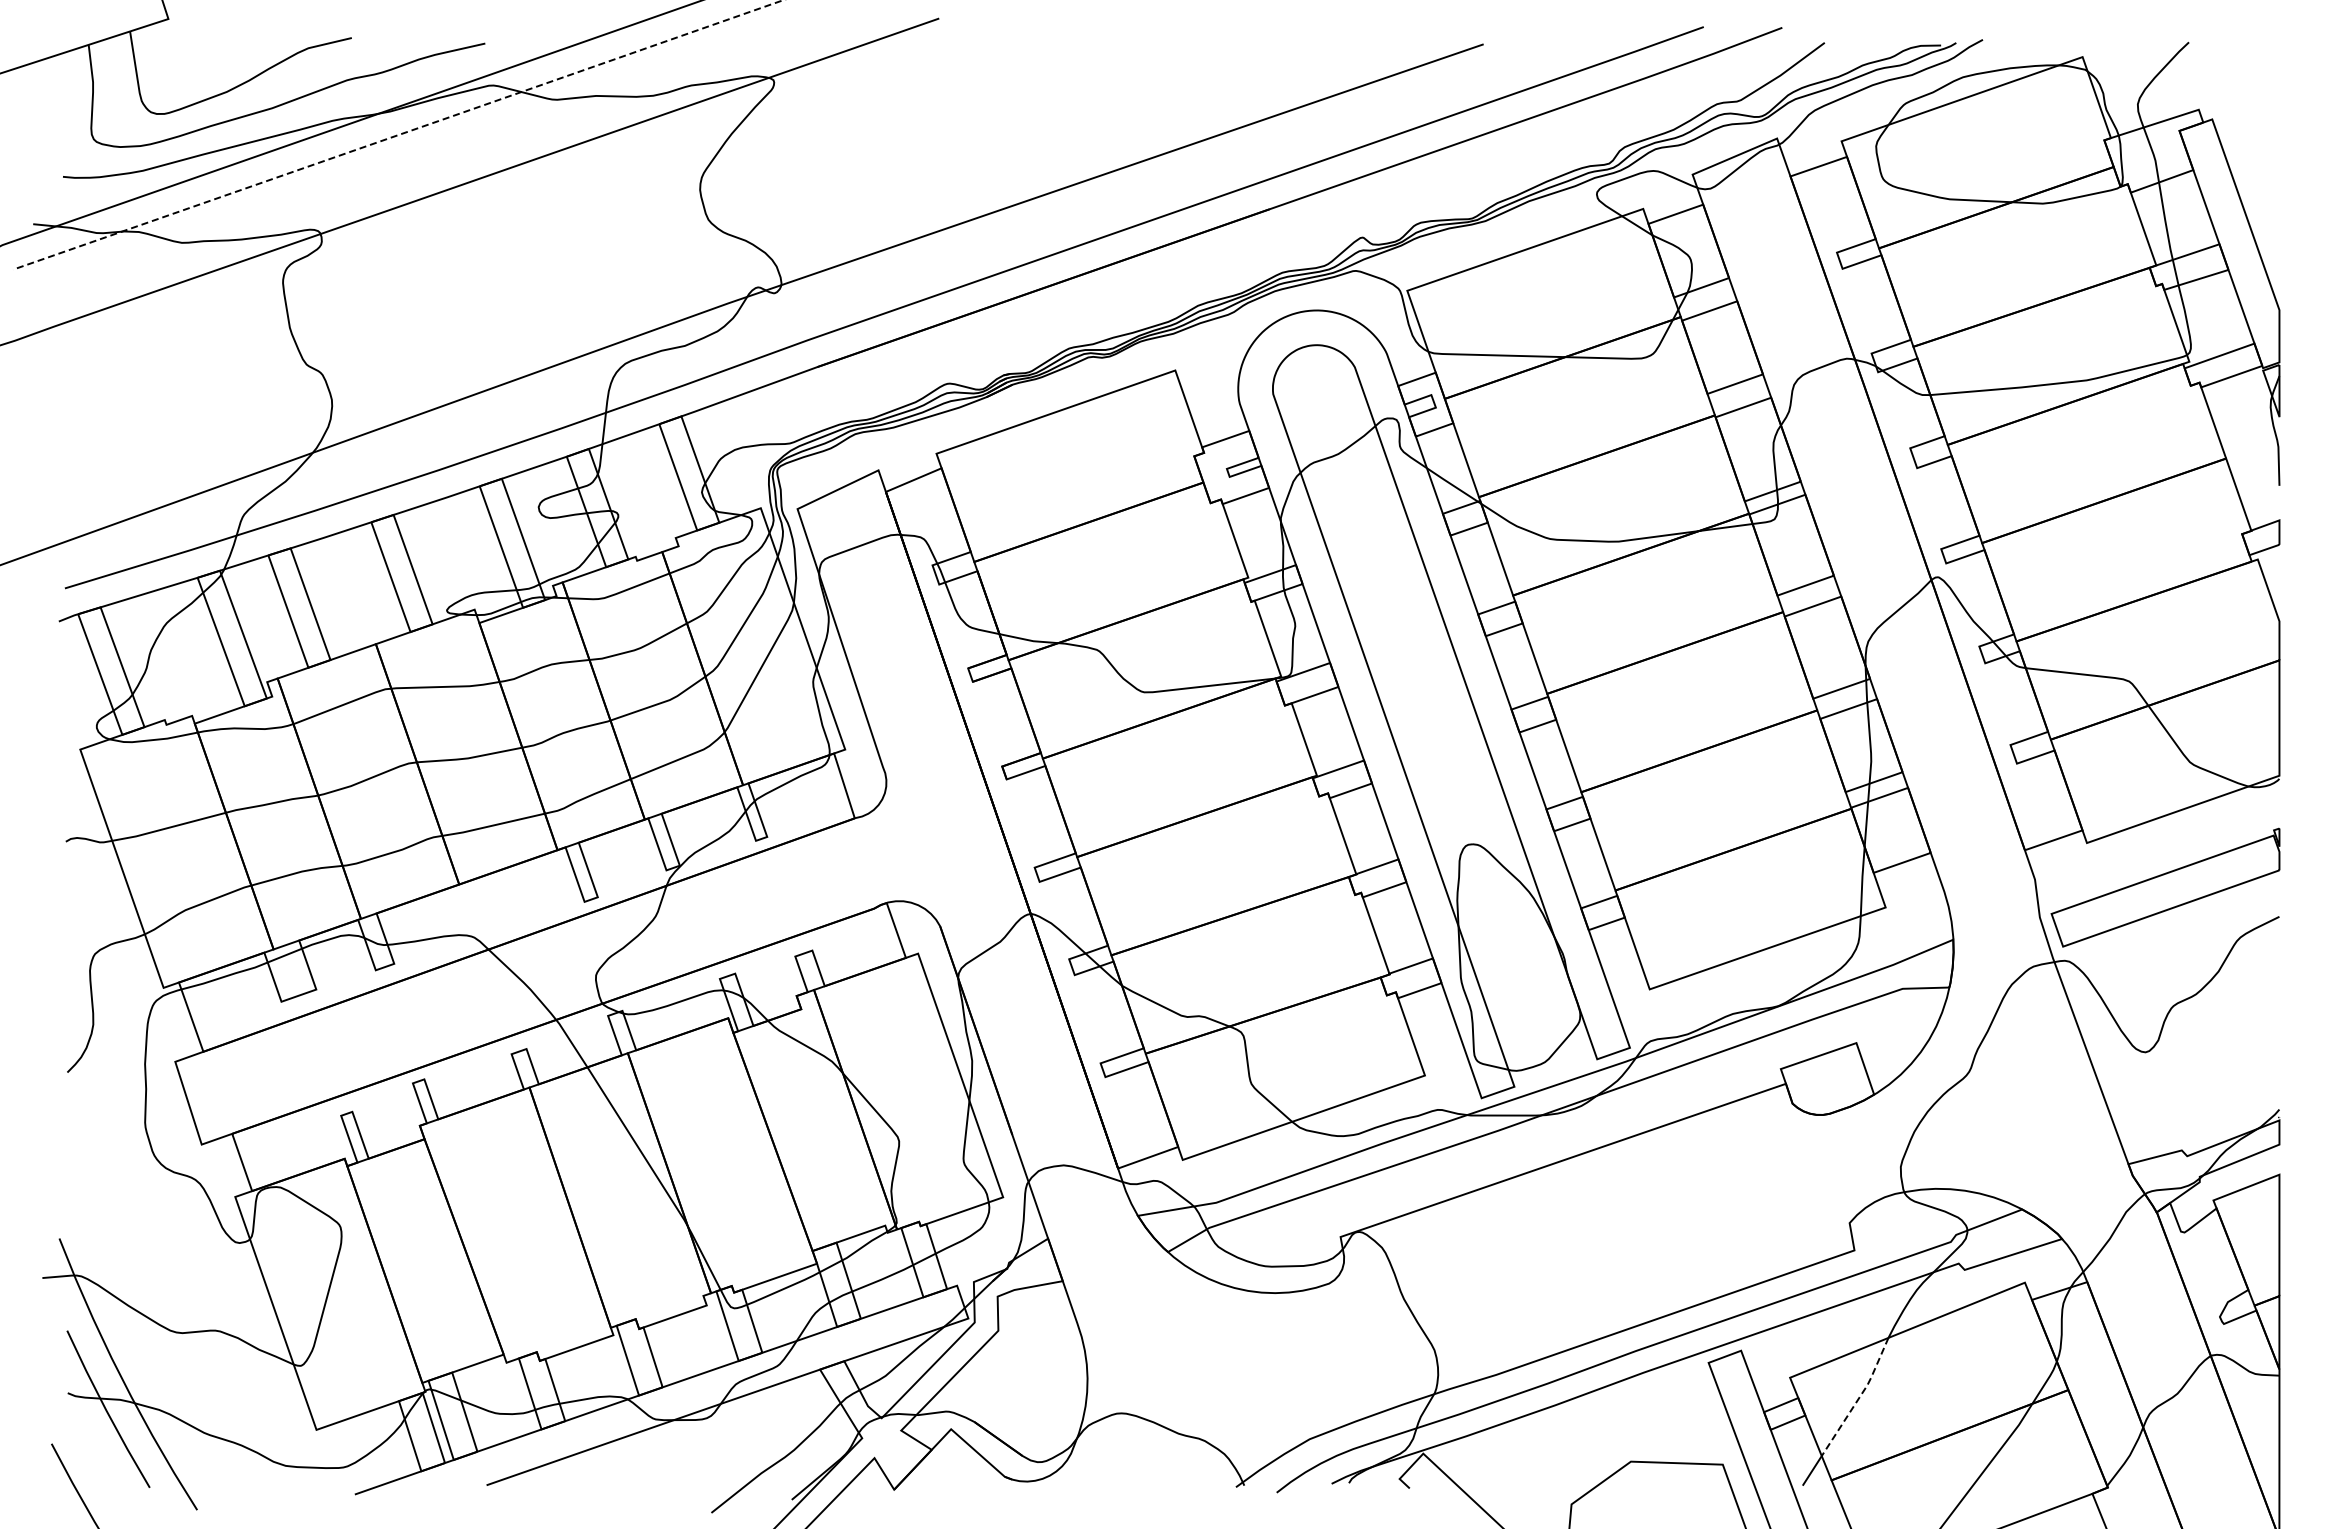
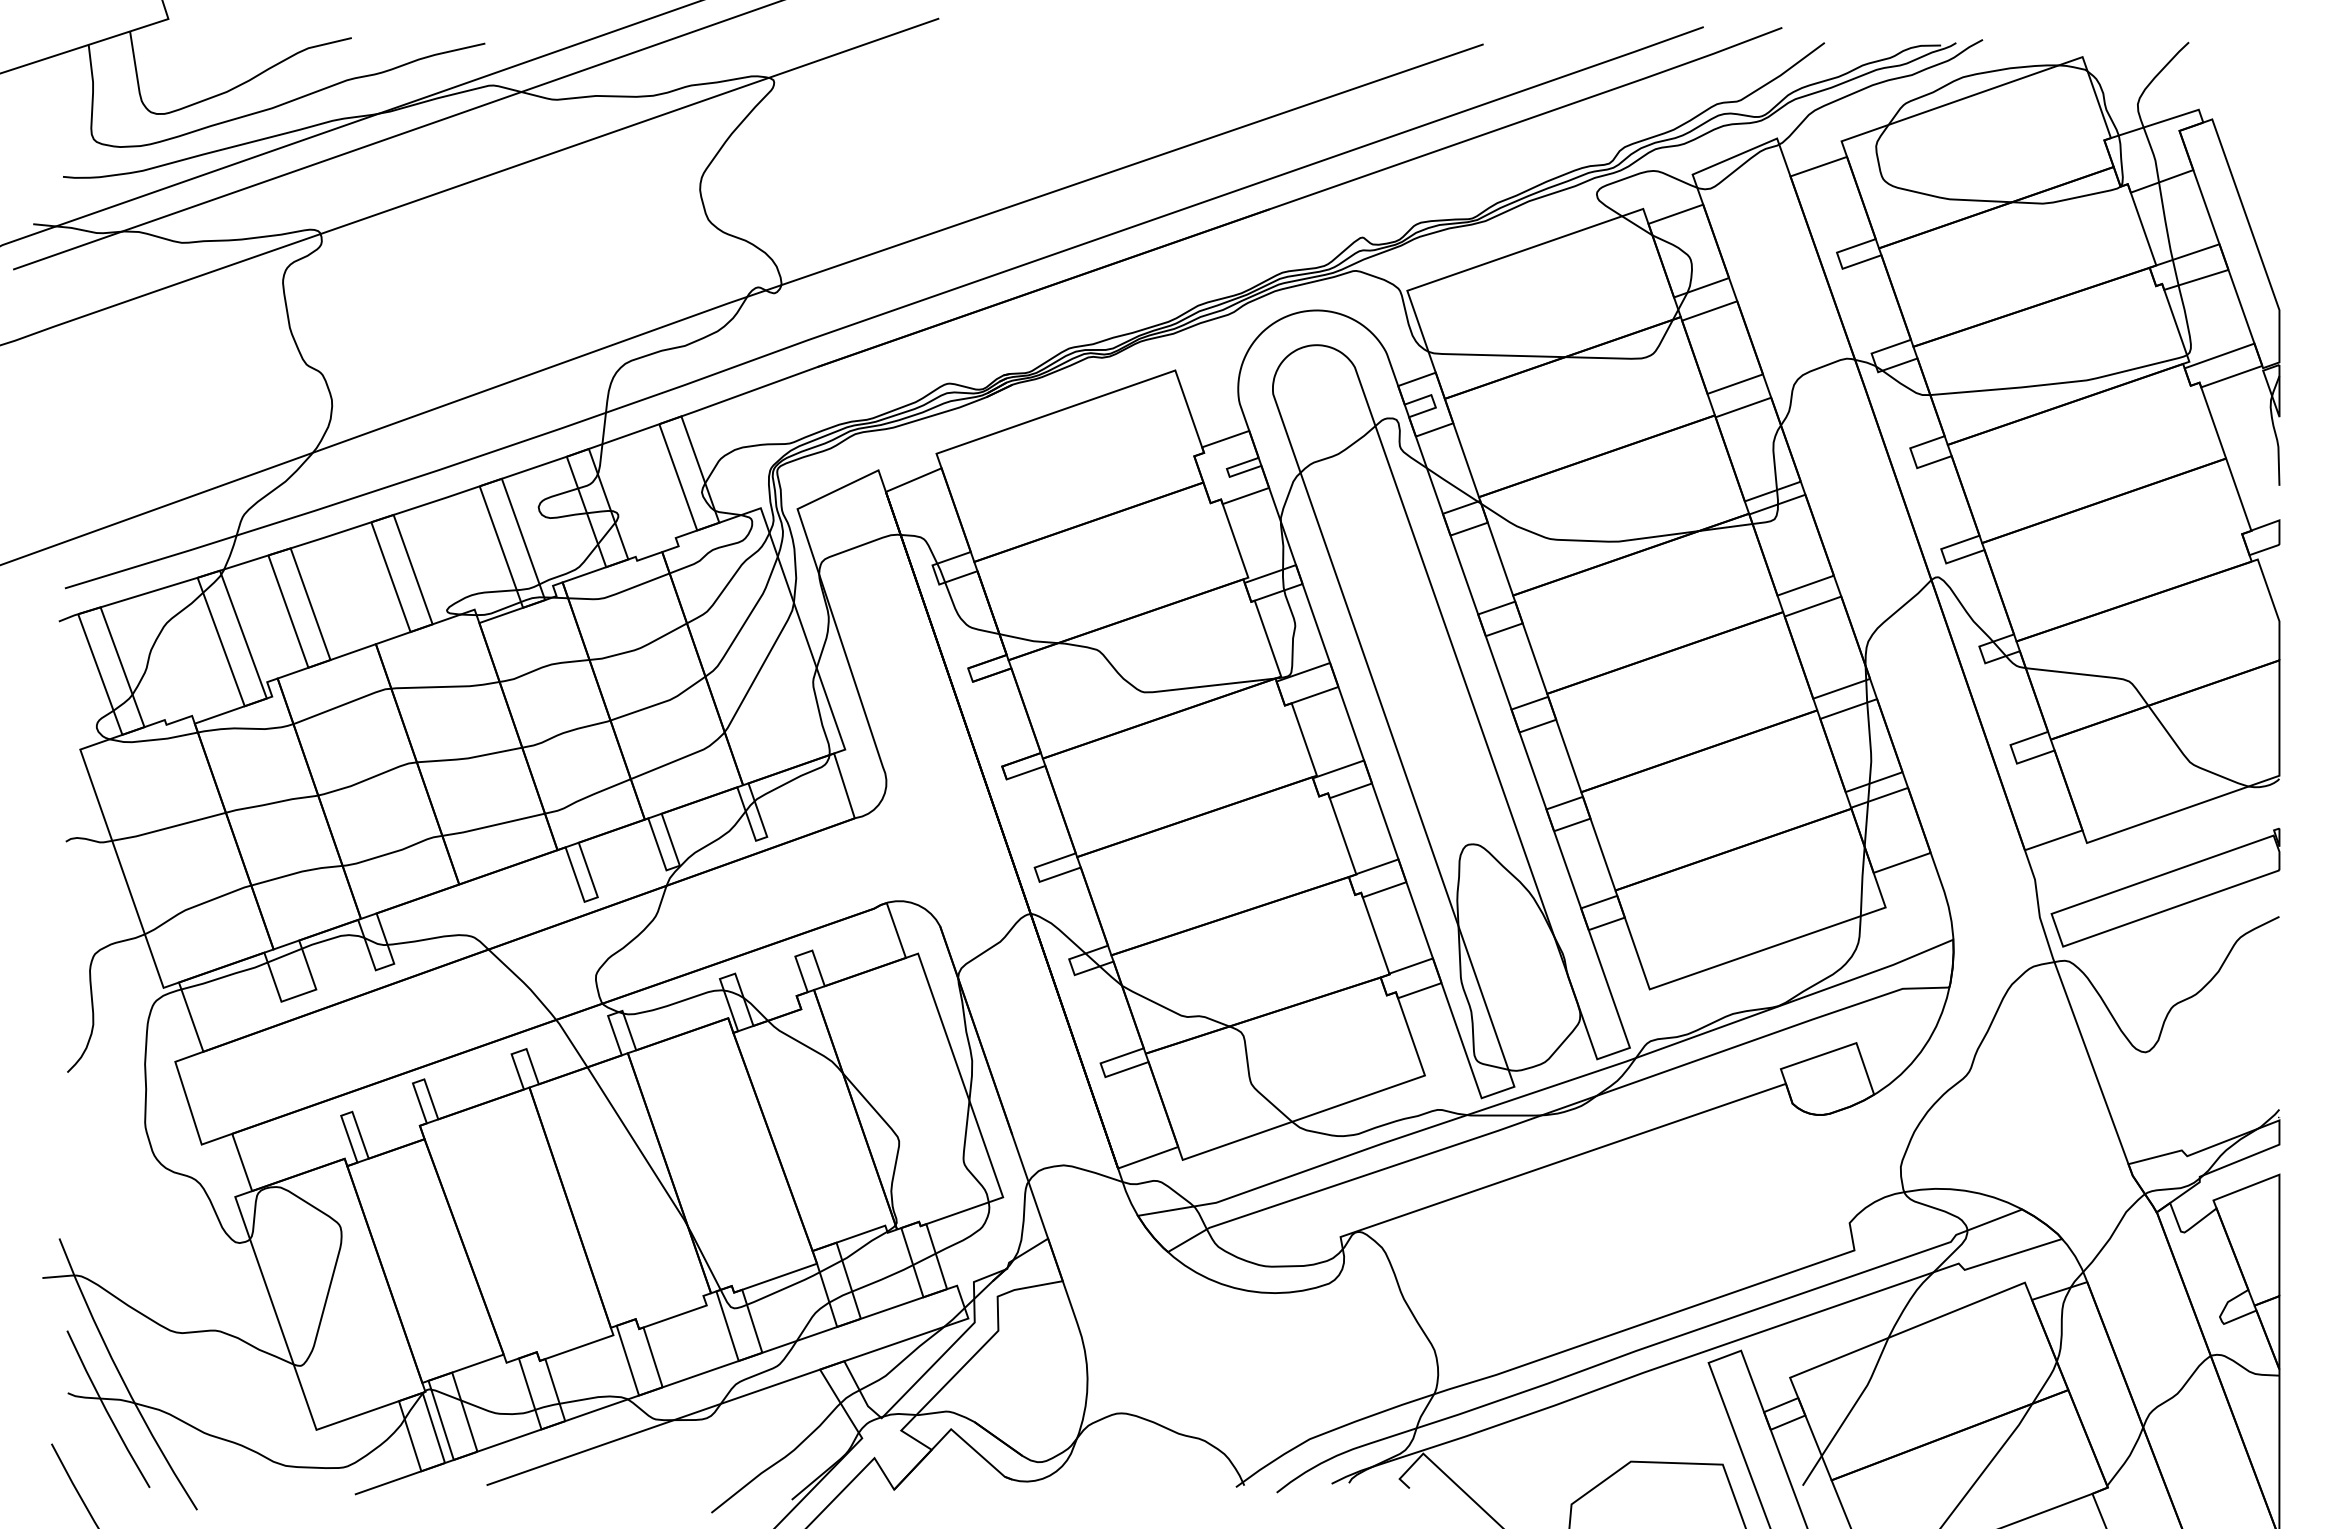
line: dashed -> solid (398, 135)
line: dashed -> solid (1859, 1397)
